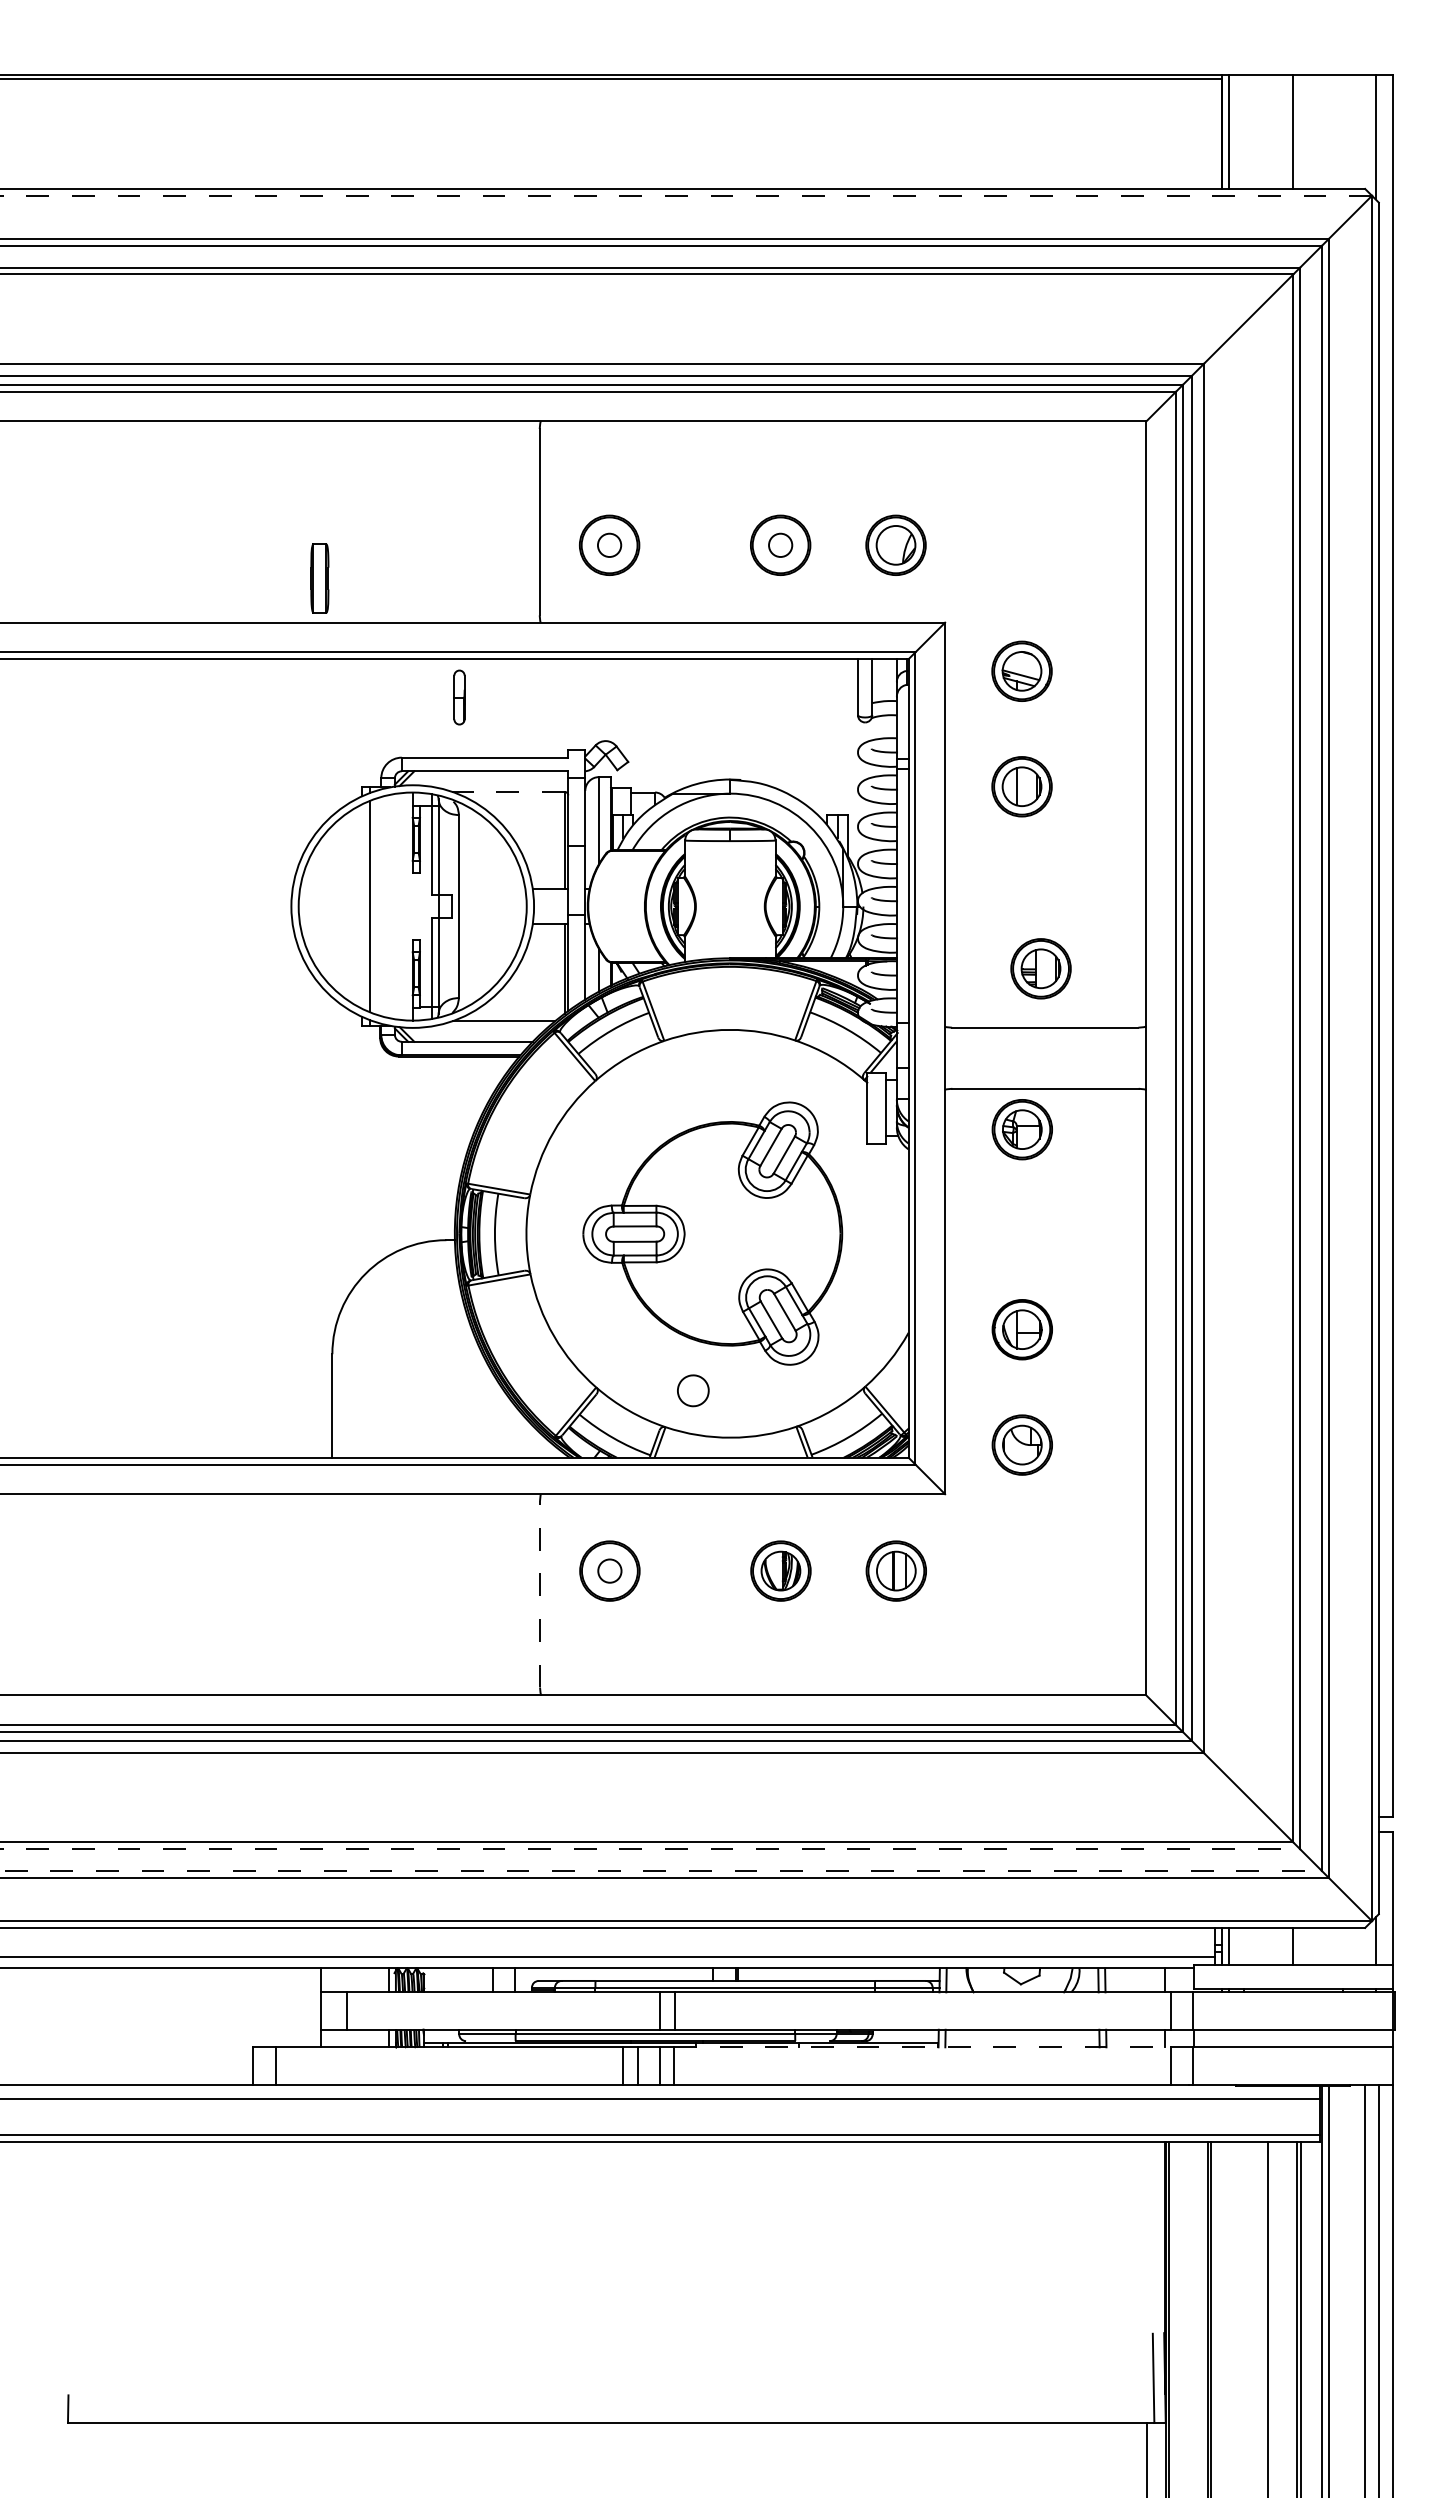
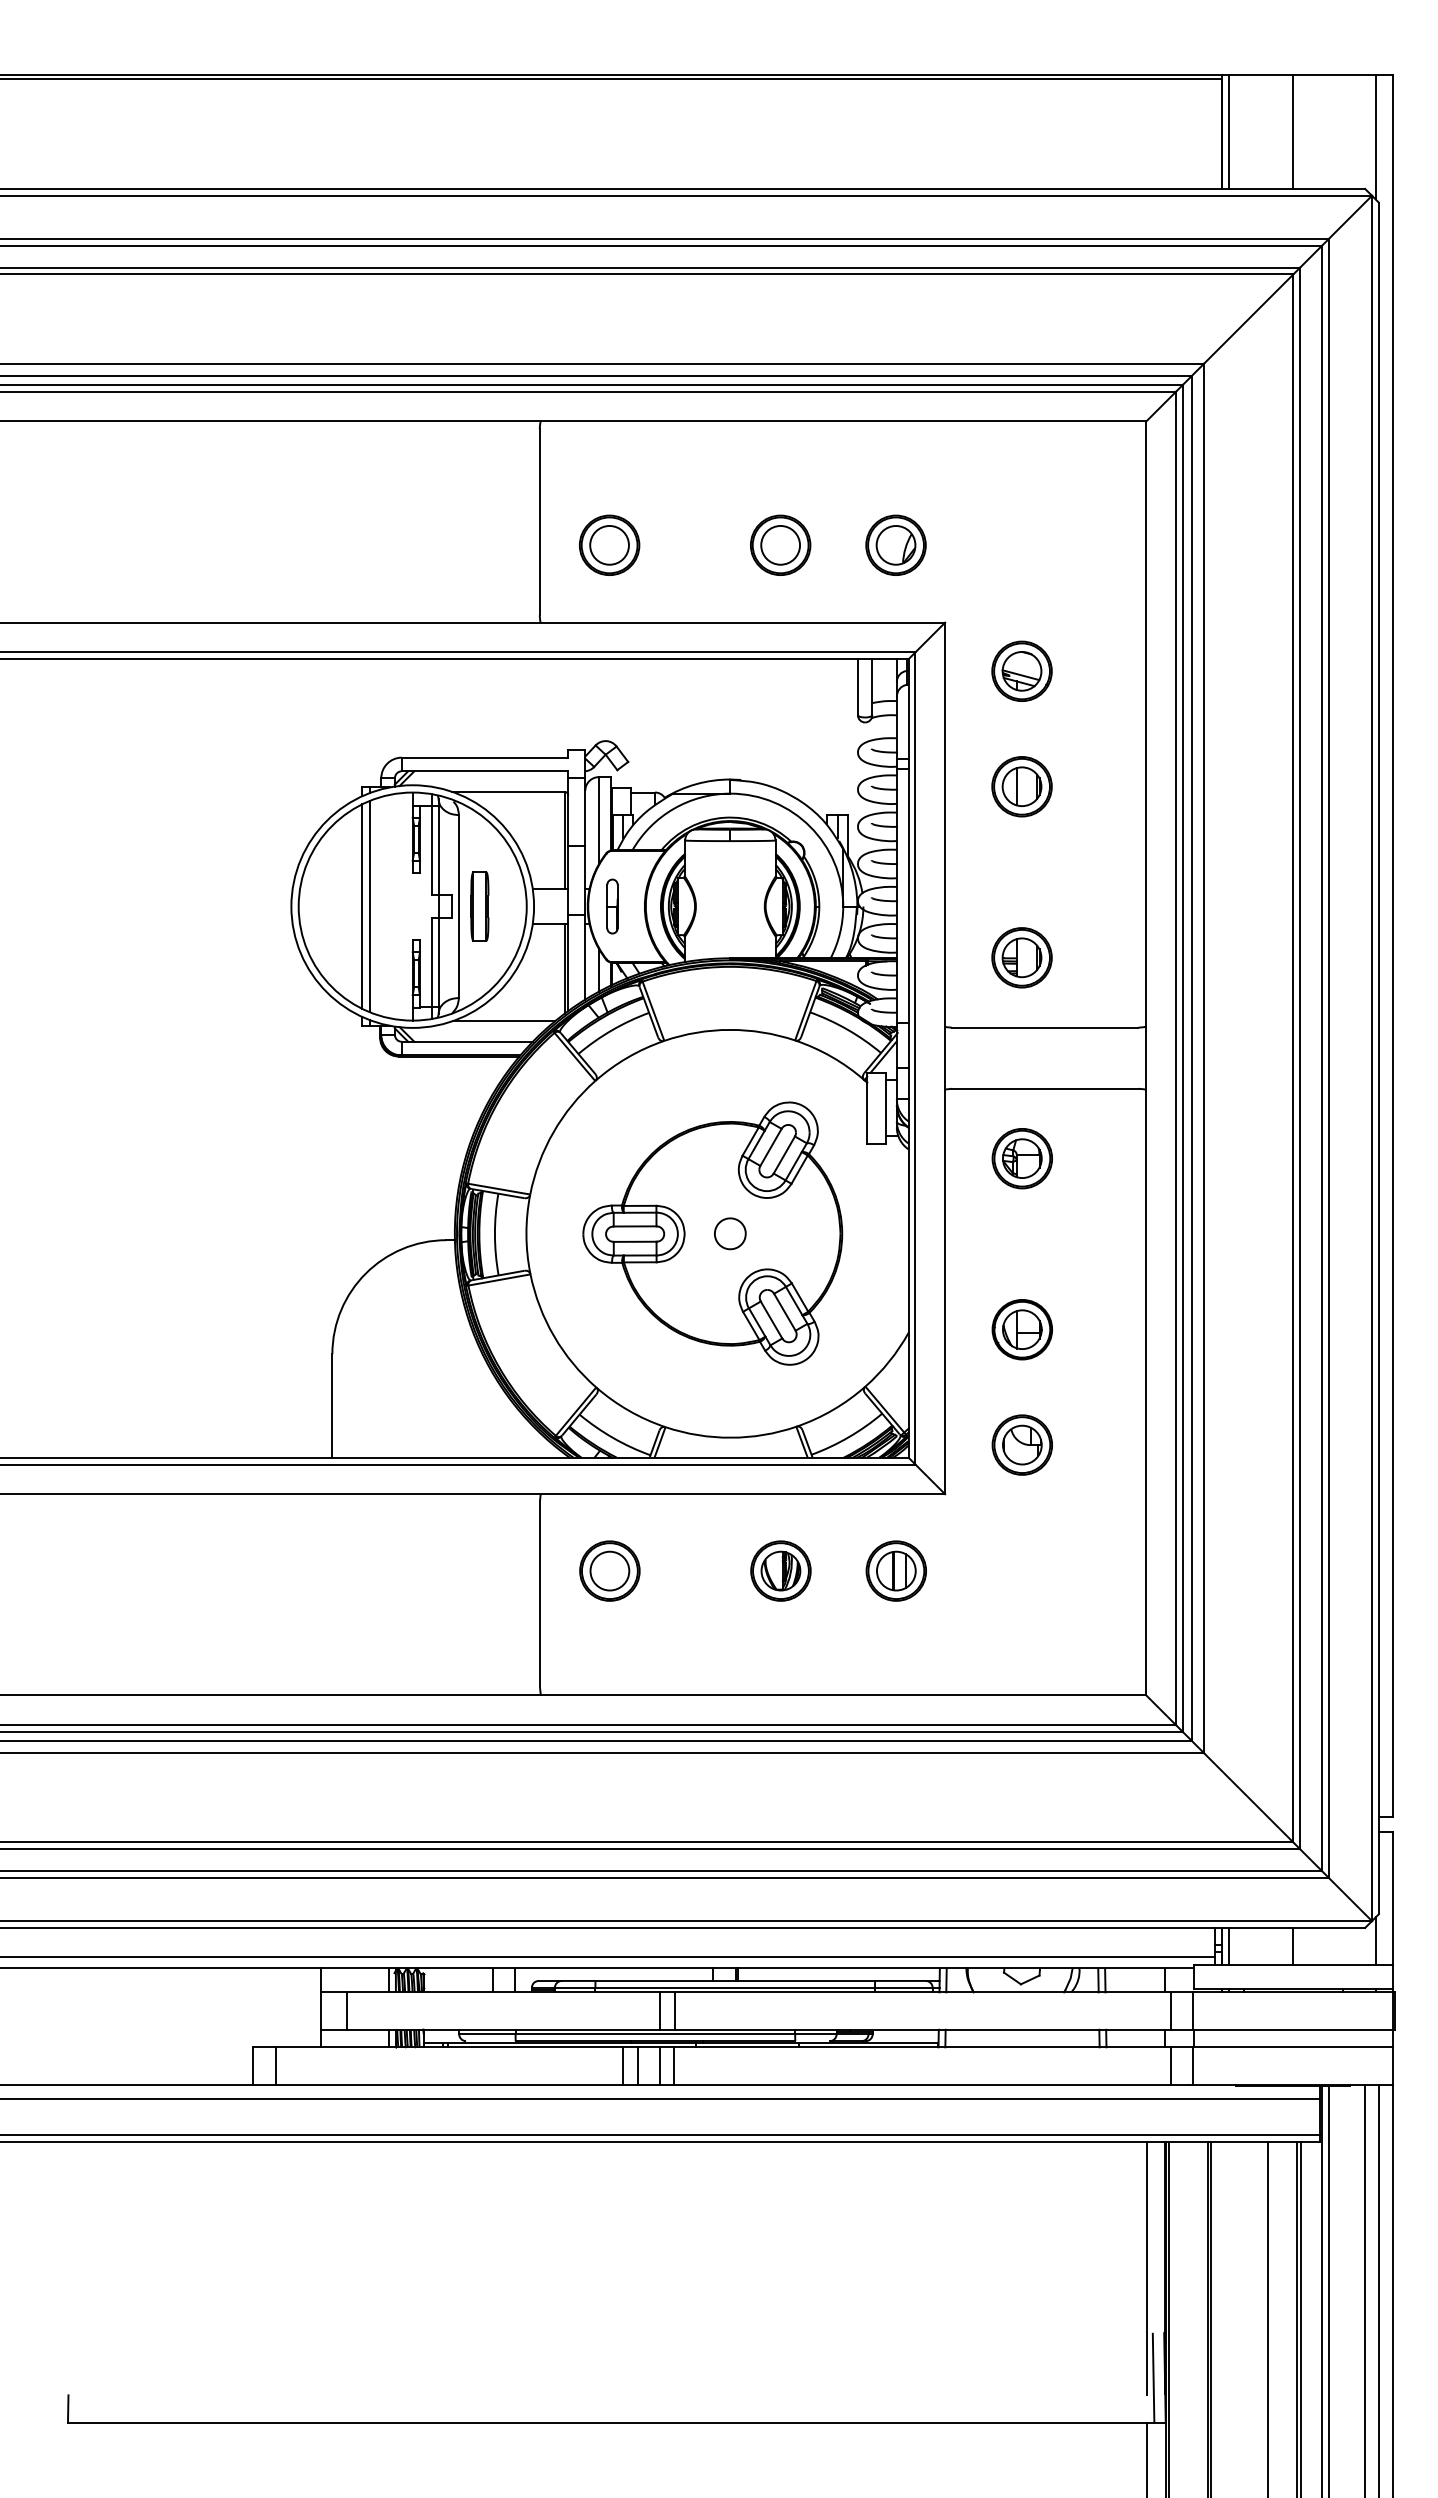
line: dashed -> solid (685, 195)
circle diameter: 23 px -> 39 px (609, 544)
circle diameter: 23 px -> 39 px (780, 544)
part position: (319, 578) -> (479, 906) (479, 906)
part position: (459, 697) -> (612, 906) (612, 906)
line: dashed -> solid (508, 791)
line: none -> present (362, 906)
part position: (1040, 968) -> (1021, 957) (1021, 957)
part position: (1021, 1129) -> (1021, 1158) (1021, 1158)
part position: (693, 1390) -> (730, 1233) (730, 1233)
circle diameter: 23 px -> 39 px (609, 1570)
line: dashed -> solid (540, 1593)
line: dashed -> solid (650, 1849)
line: dashed -> solid (661, 1870)
line: dashed -> solid (922, 2047)
line: none -> present (1146, 2268)
